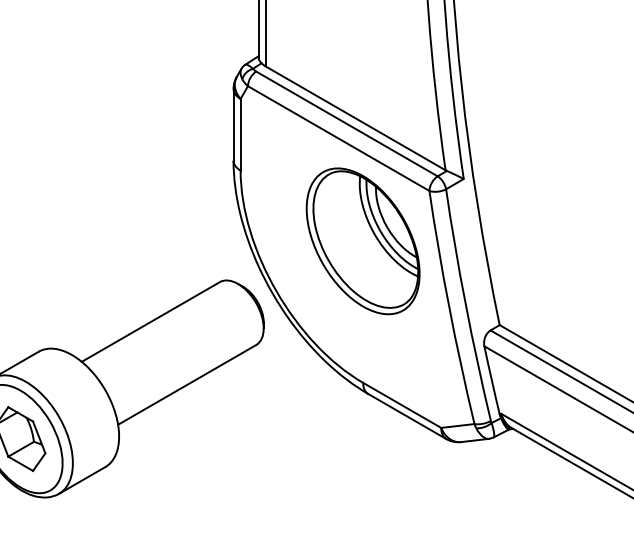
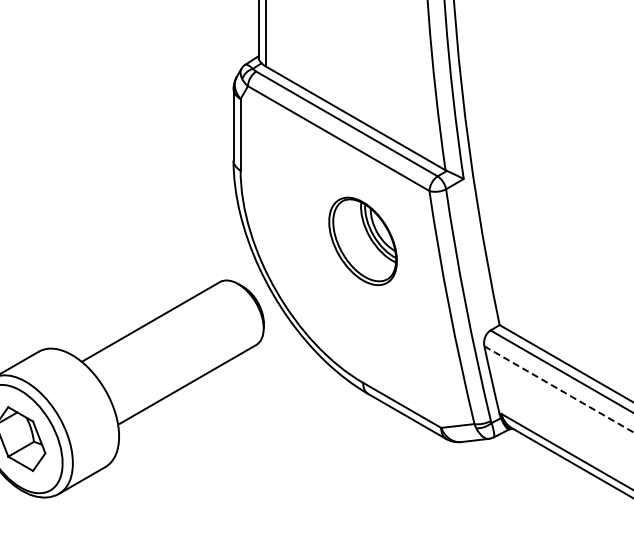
part size: 116x149 px -> 70x90 px (362, 240)
line: solid -> dashed (558, 389)
